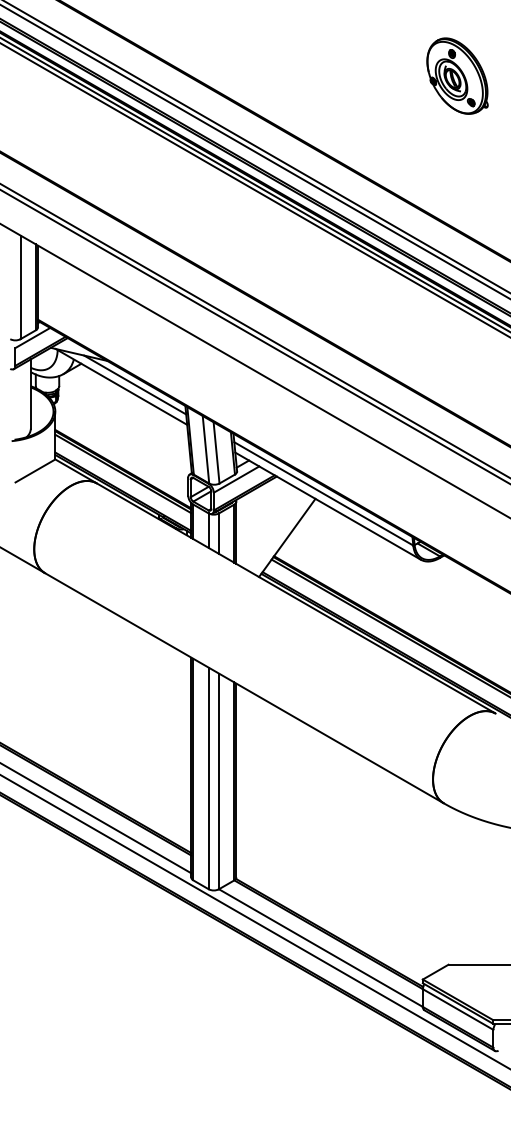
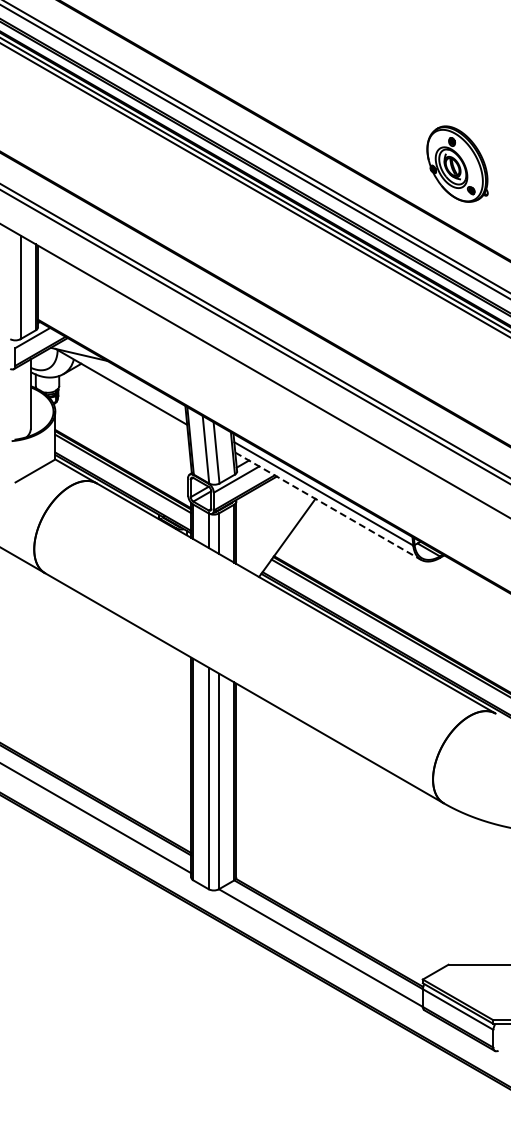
part position: (457, 75) -> (457, 163) (457, 163)
line: present -> none (135, 384)
line: solid -> dashed (328, 506)
line: present -> none (254, 921)
